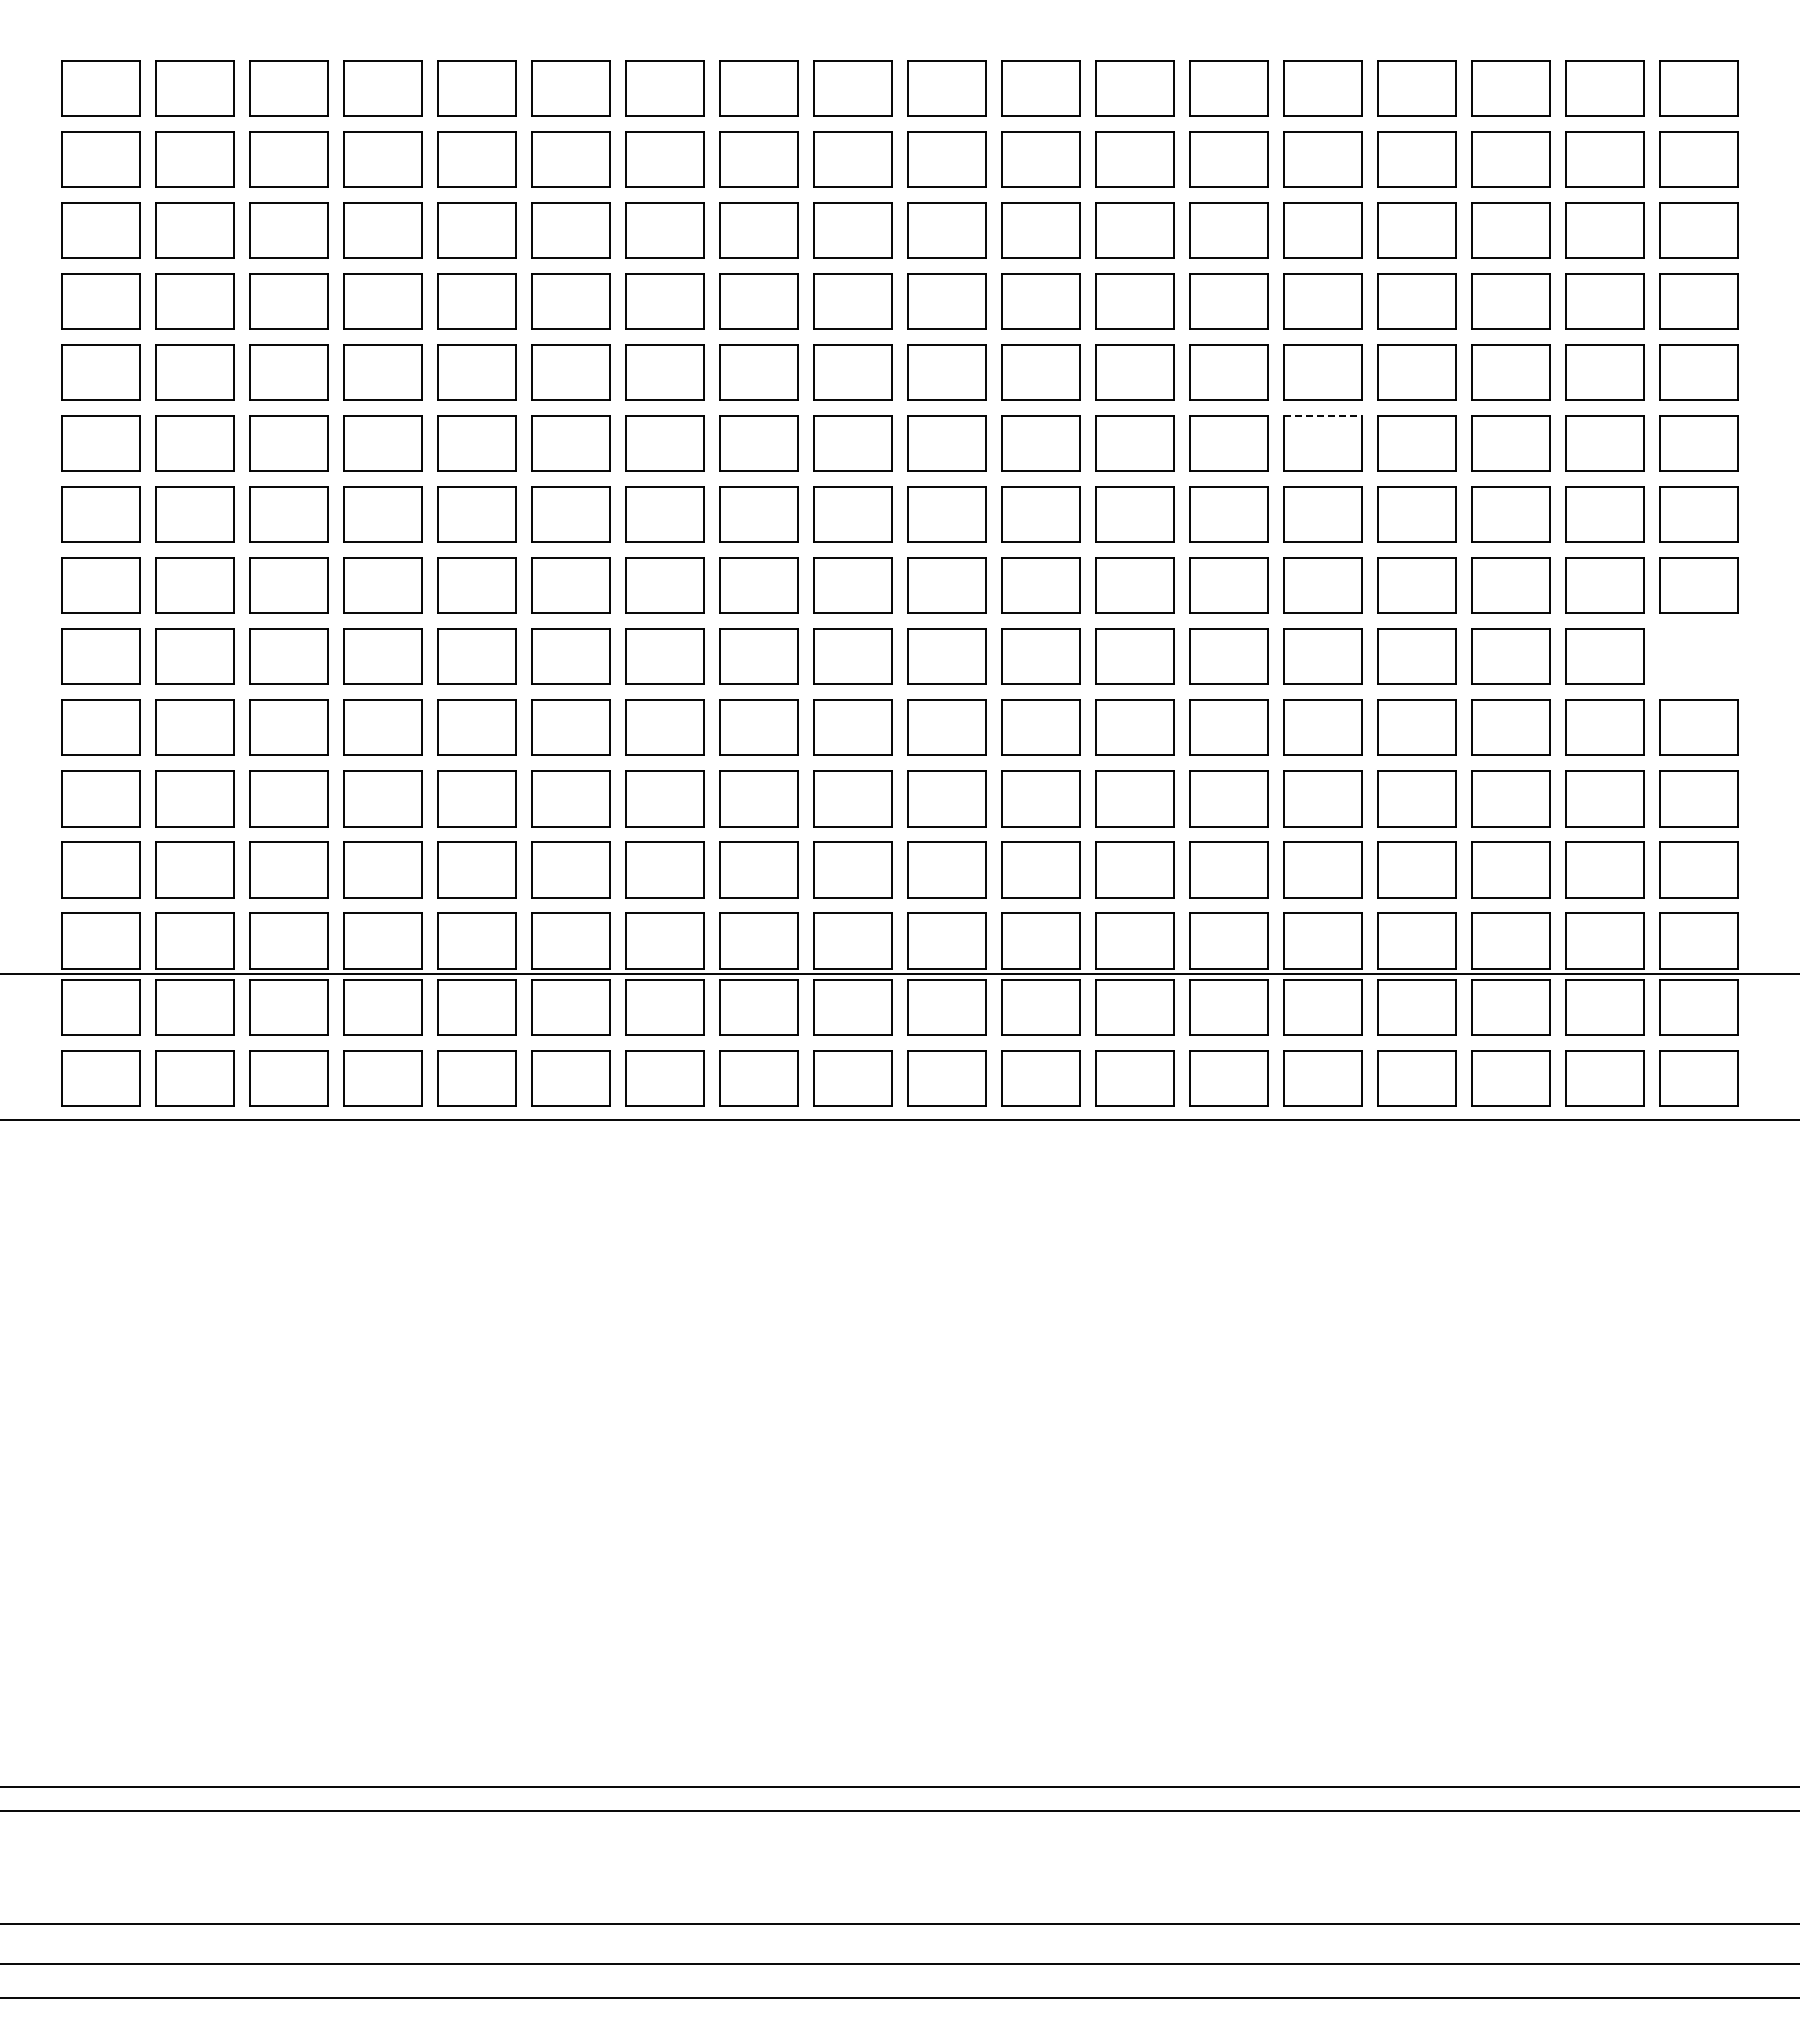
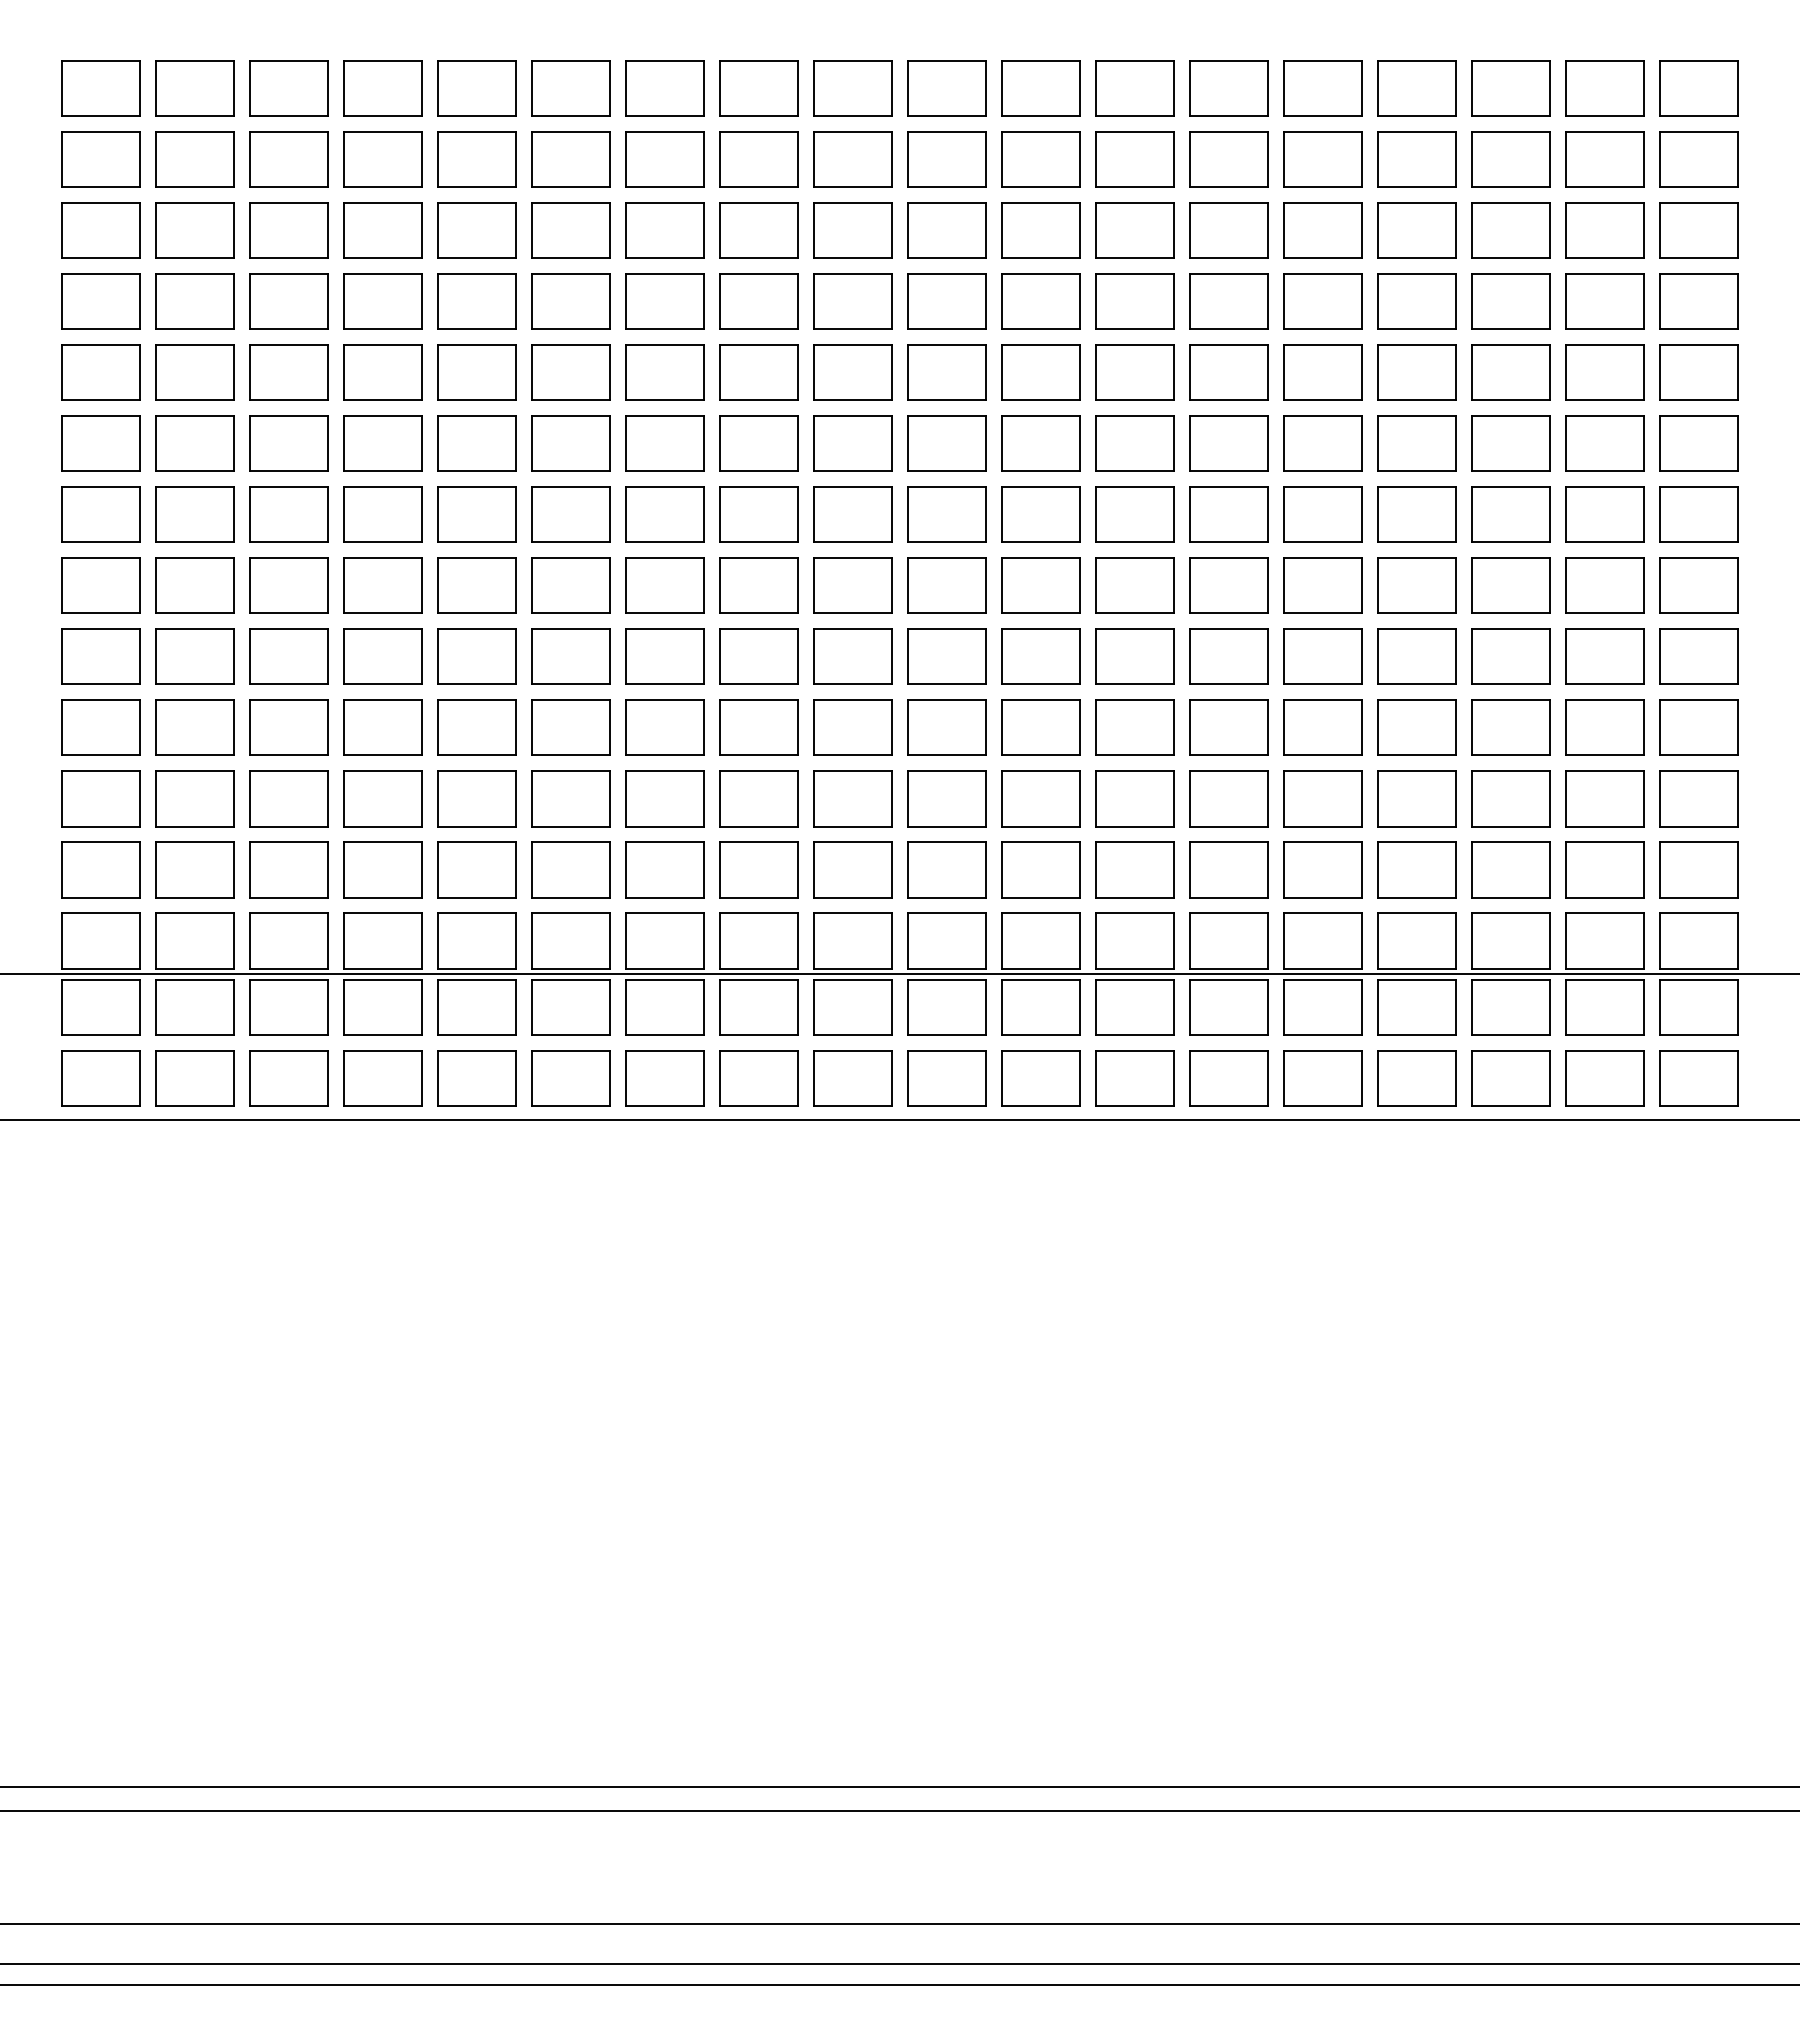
line: dashed -> solid (1323, 415)
part: none -> present (1698, 656)
line position: (899, 1997) -> (899, 1984) (899, 1984)
